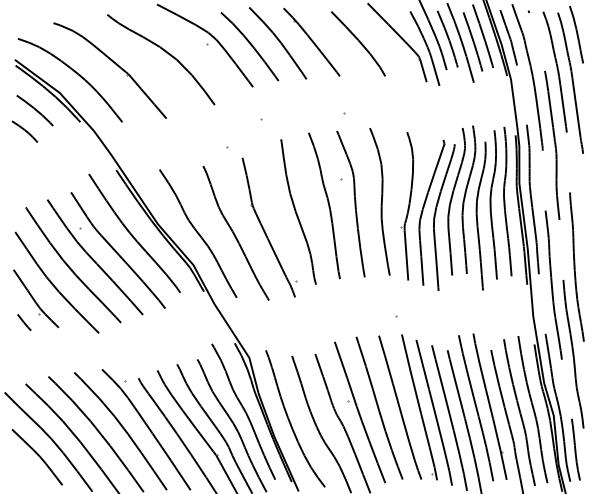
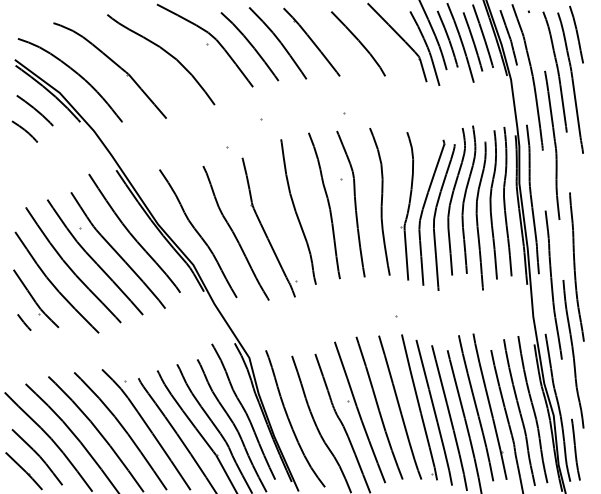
line: none -> present (23, 470)
